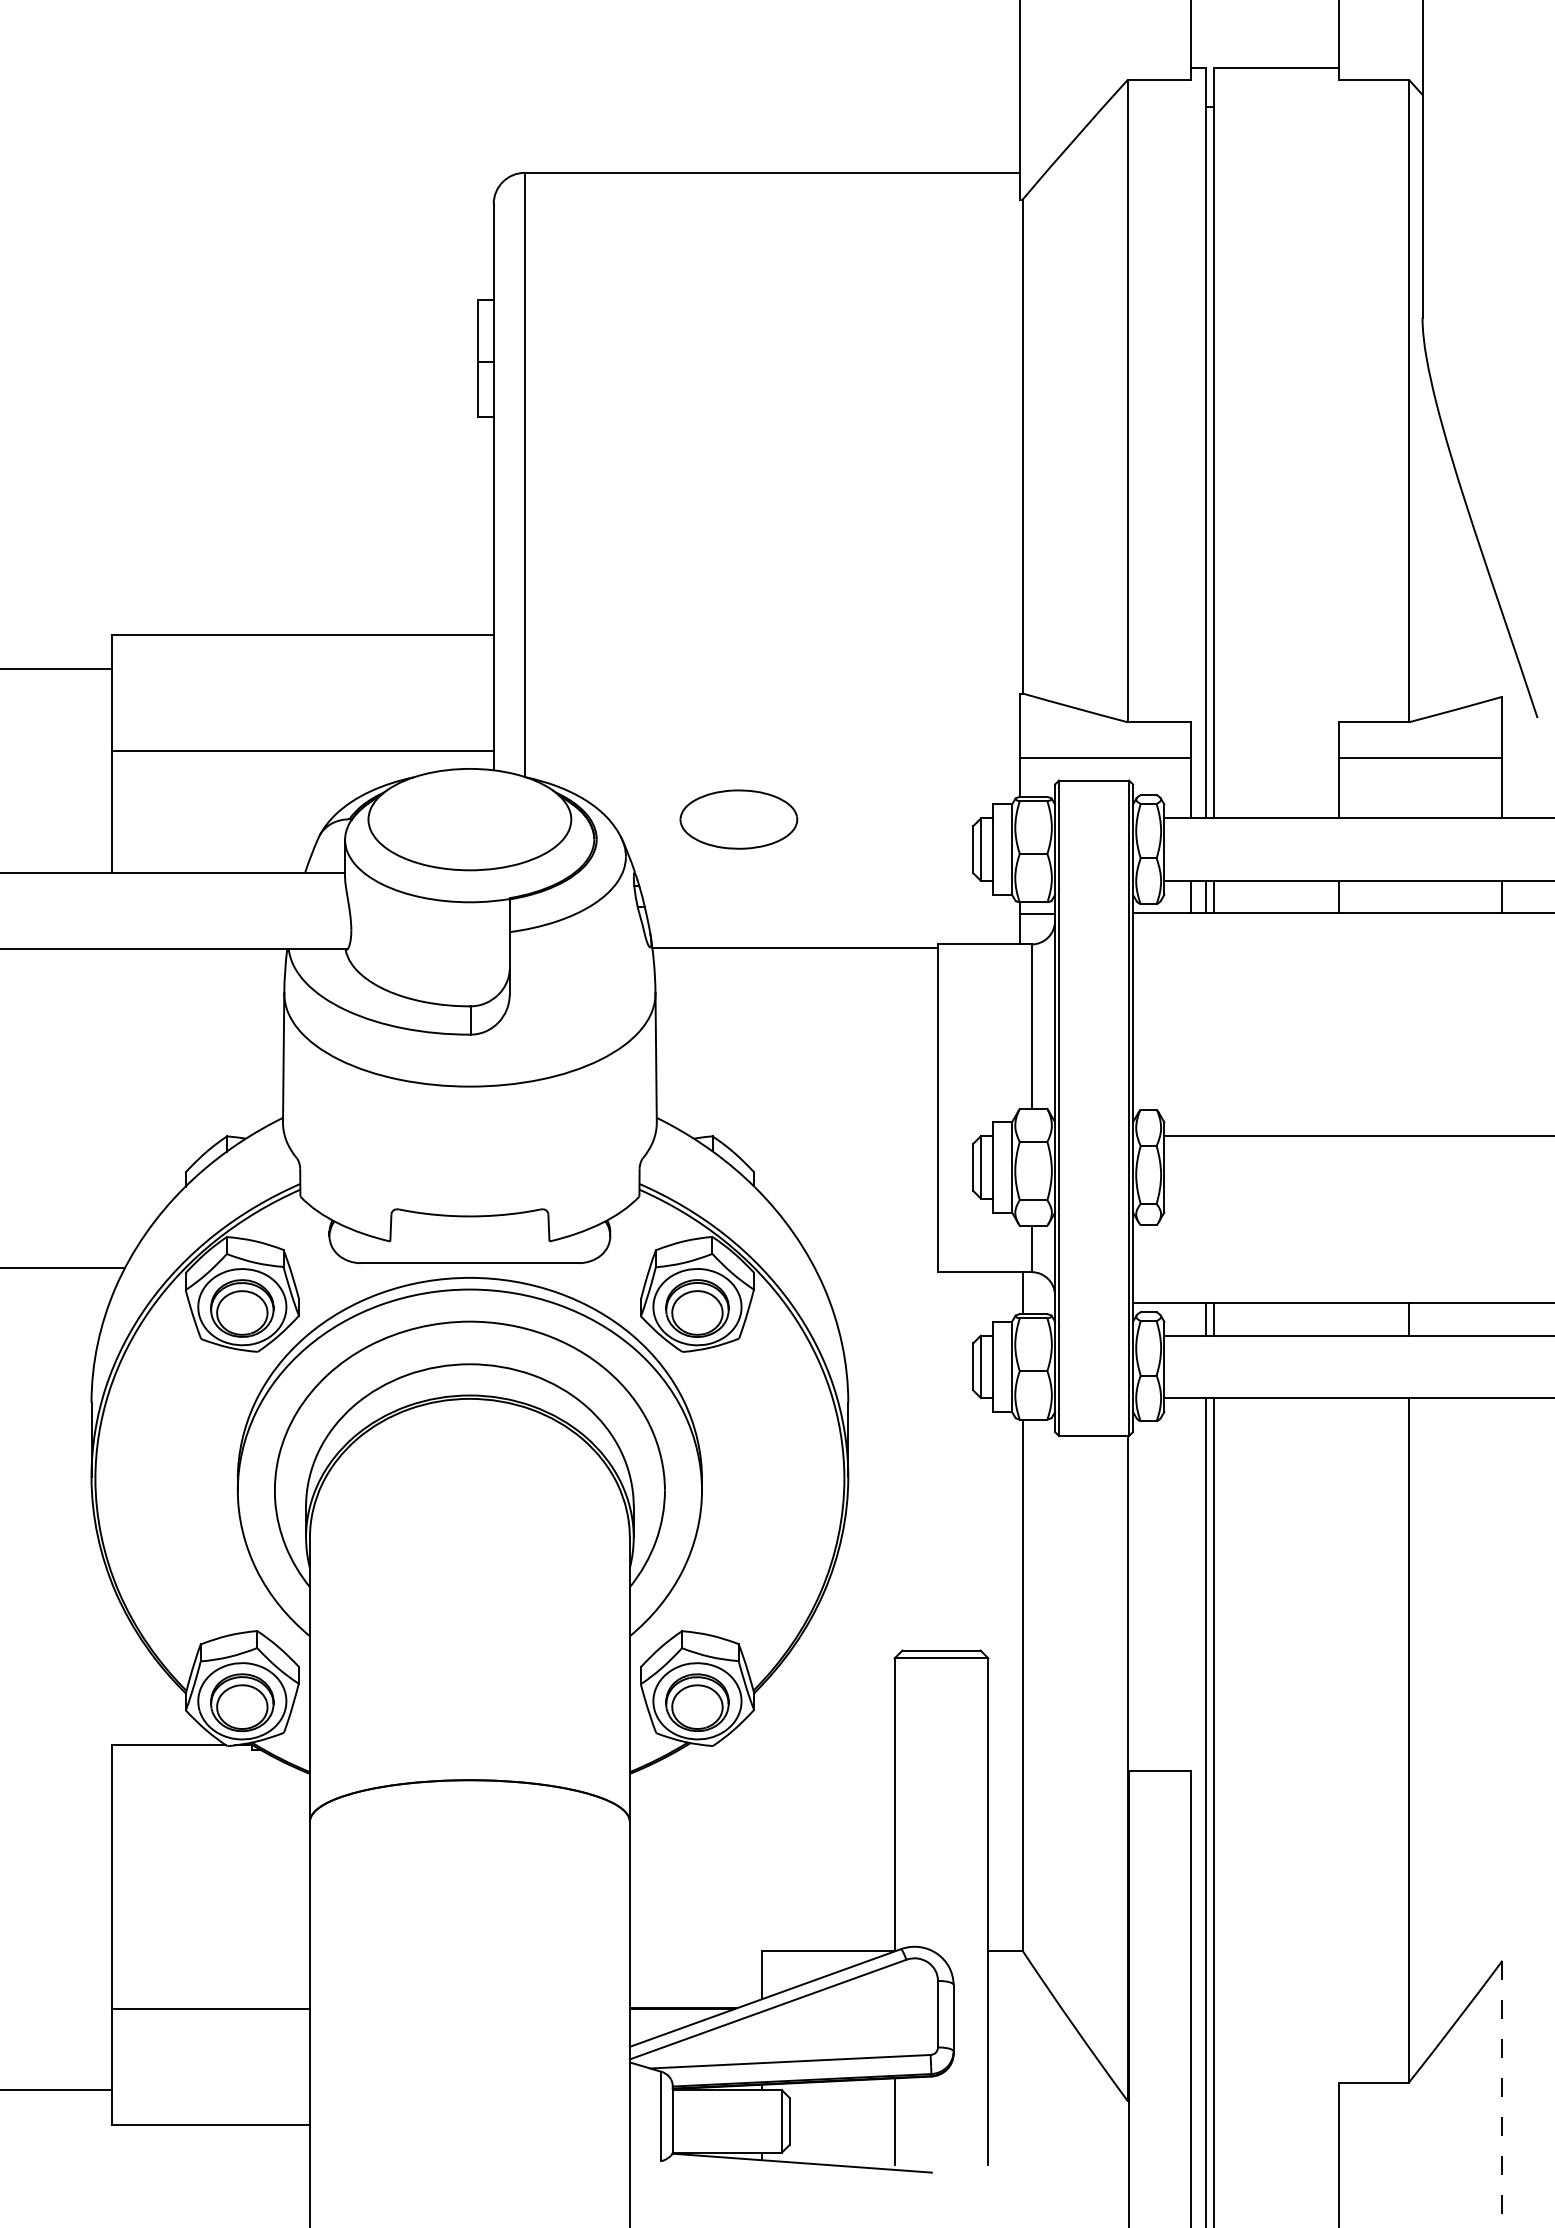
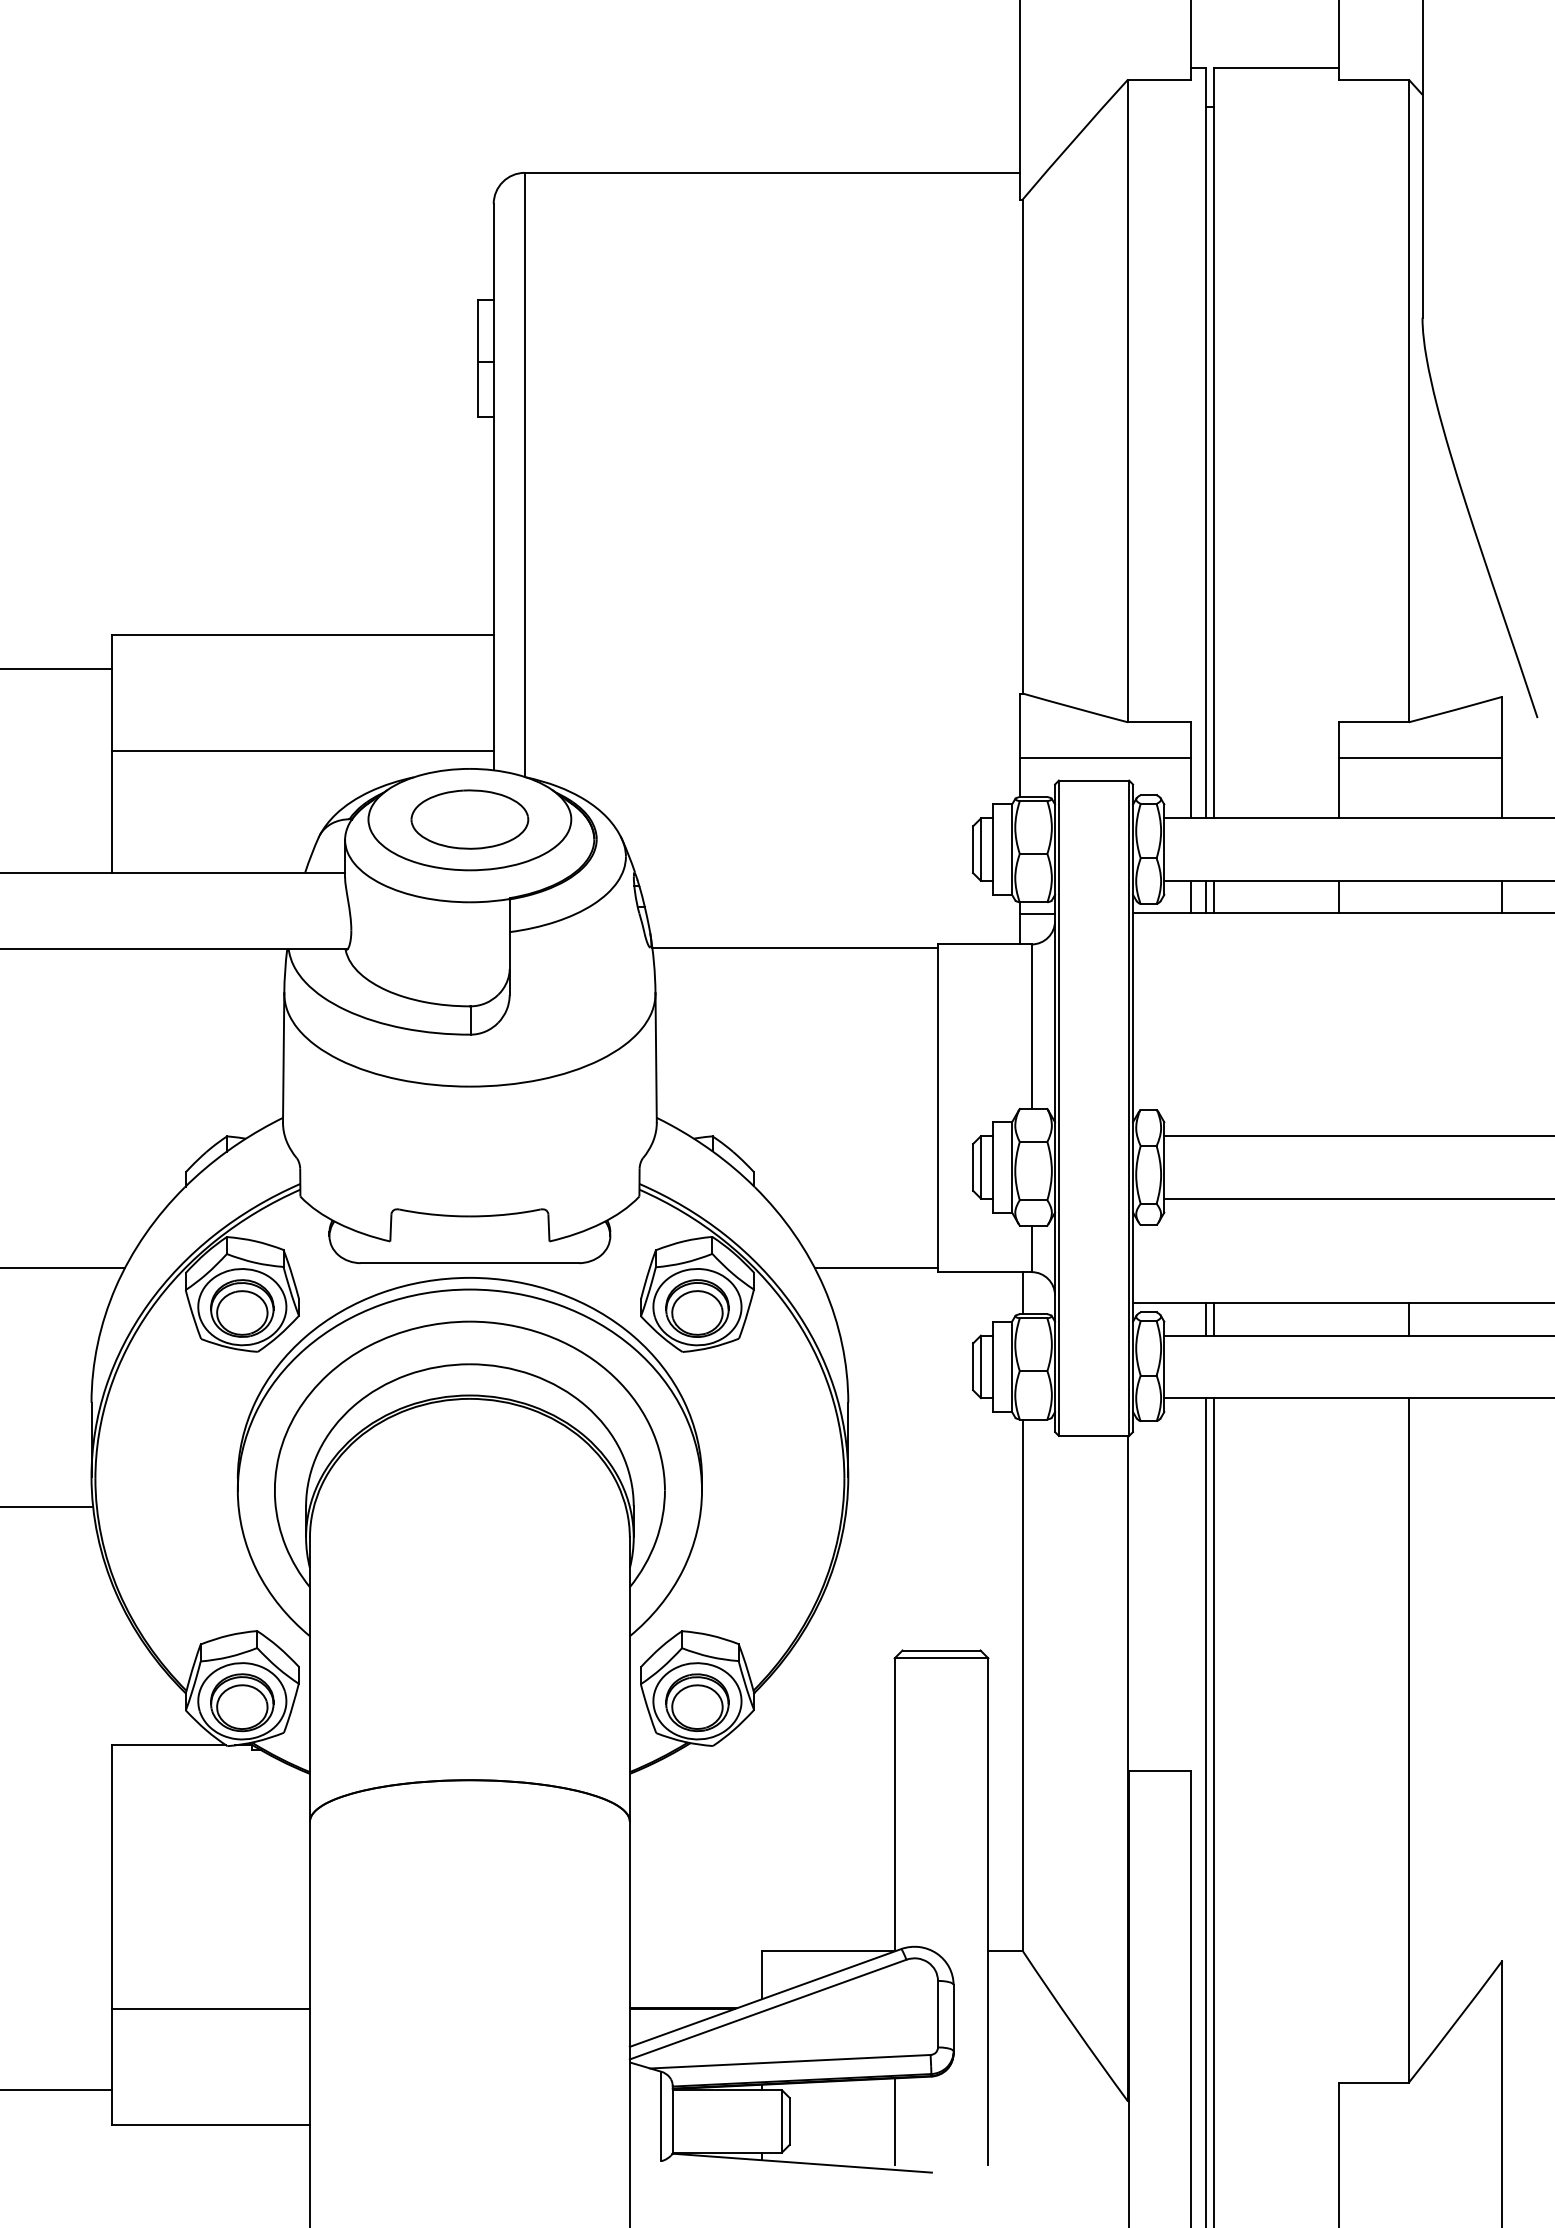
part position: (738, 819) -> (469, 819) (469, 819)
line: none -> present (1357, 1198)
line: none -> present (876, 1268)
line: none -> present (47, 1506)
line: dashed -> solid (1502, 2094)
